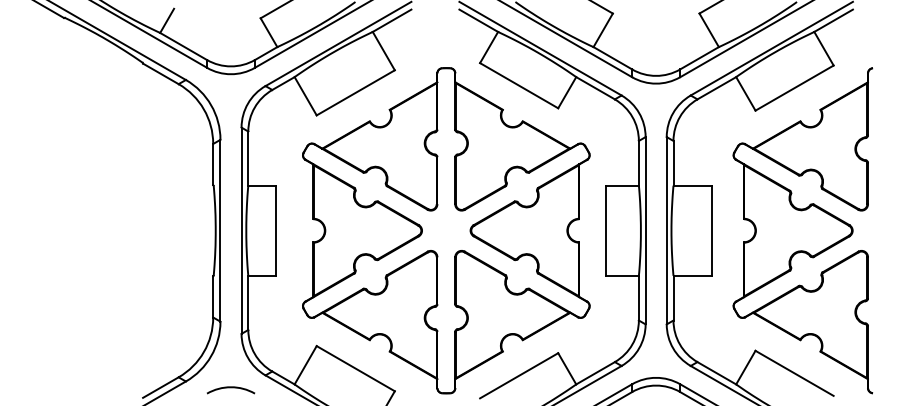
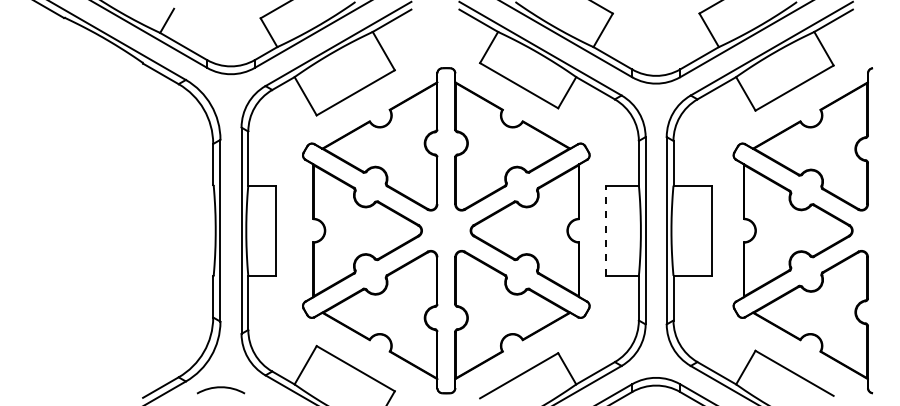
line: solid -> dashed (605, 230)
arc position: (231, 388) -> (221, 388) (221, 388)
